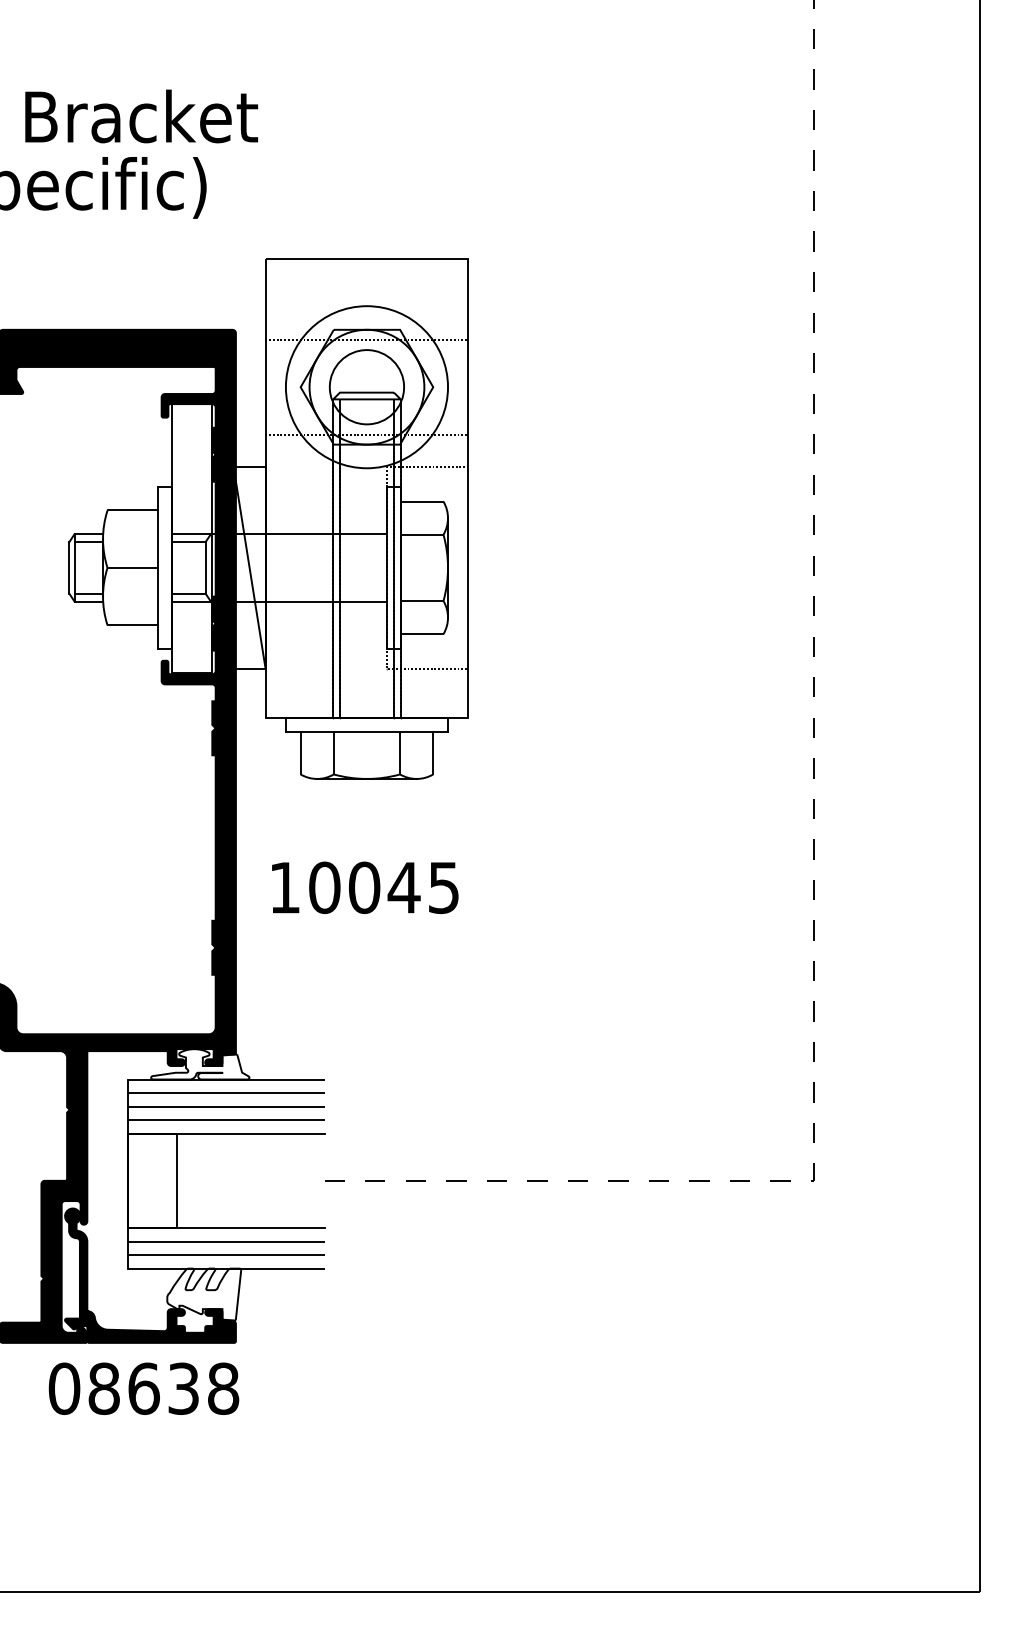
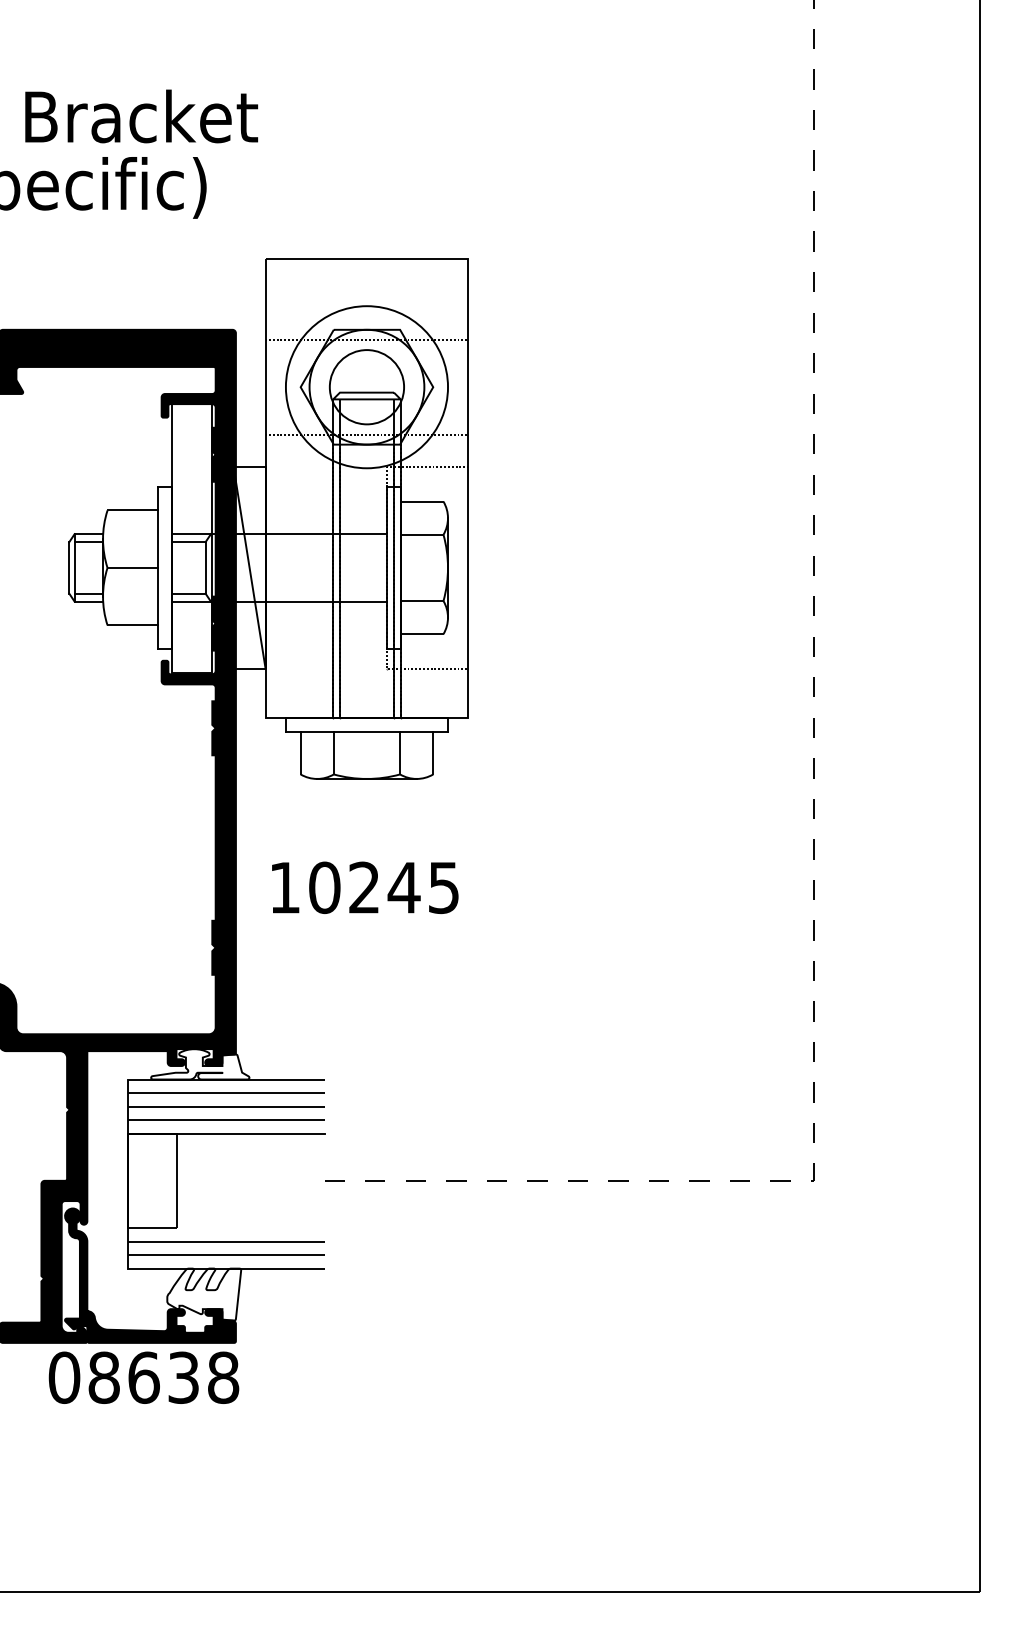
text: 10045 -> 10245 (364, 887)
line: present -> none (225, 1228)
text position: (143, 1388) -> (143, 1377) (143, 1377)
